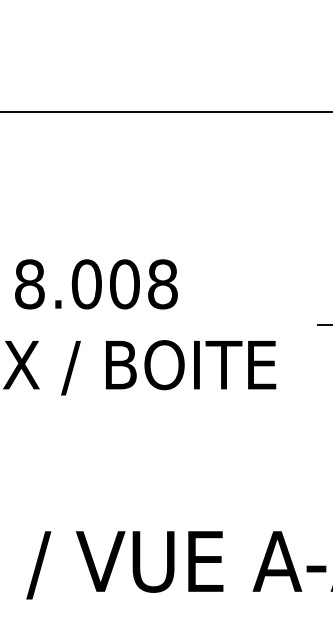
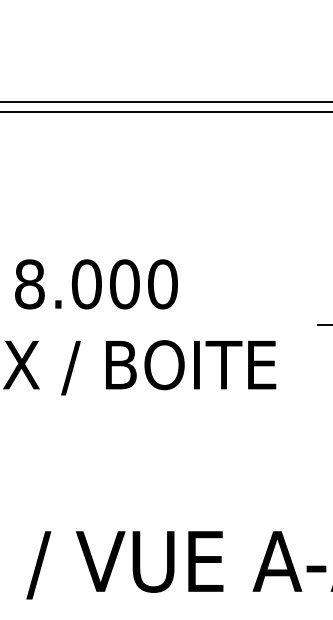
line: none -> present (165, 101)
text: 8.008 -> 8.000 (162, 284)
